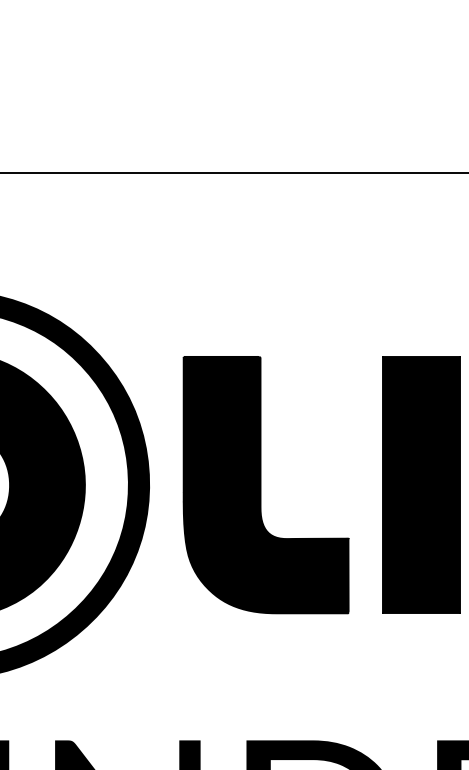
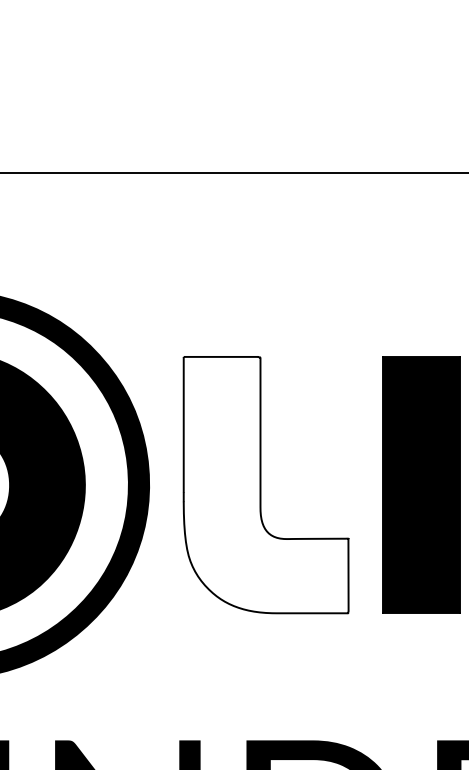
fill: present -> none (265, 484)
